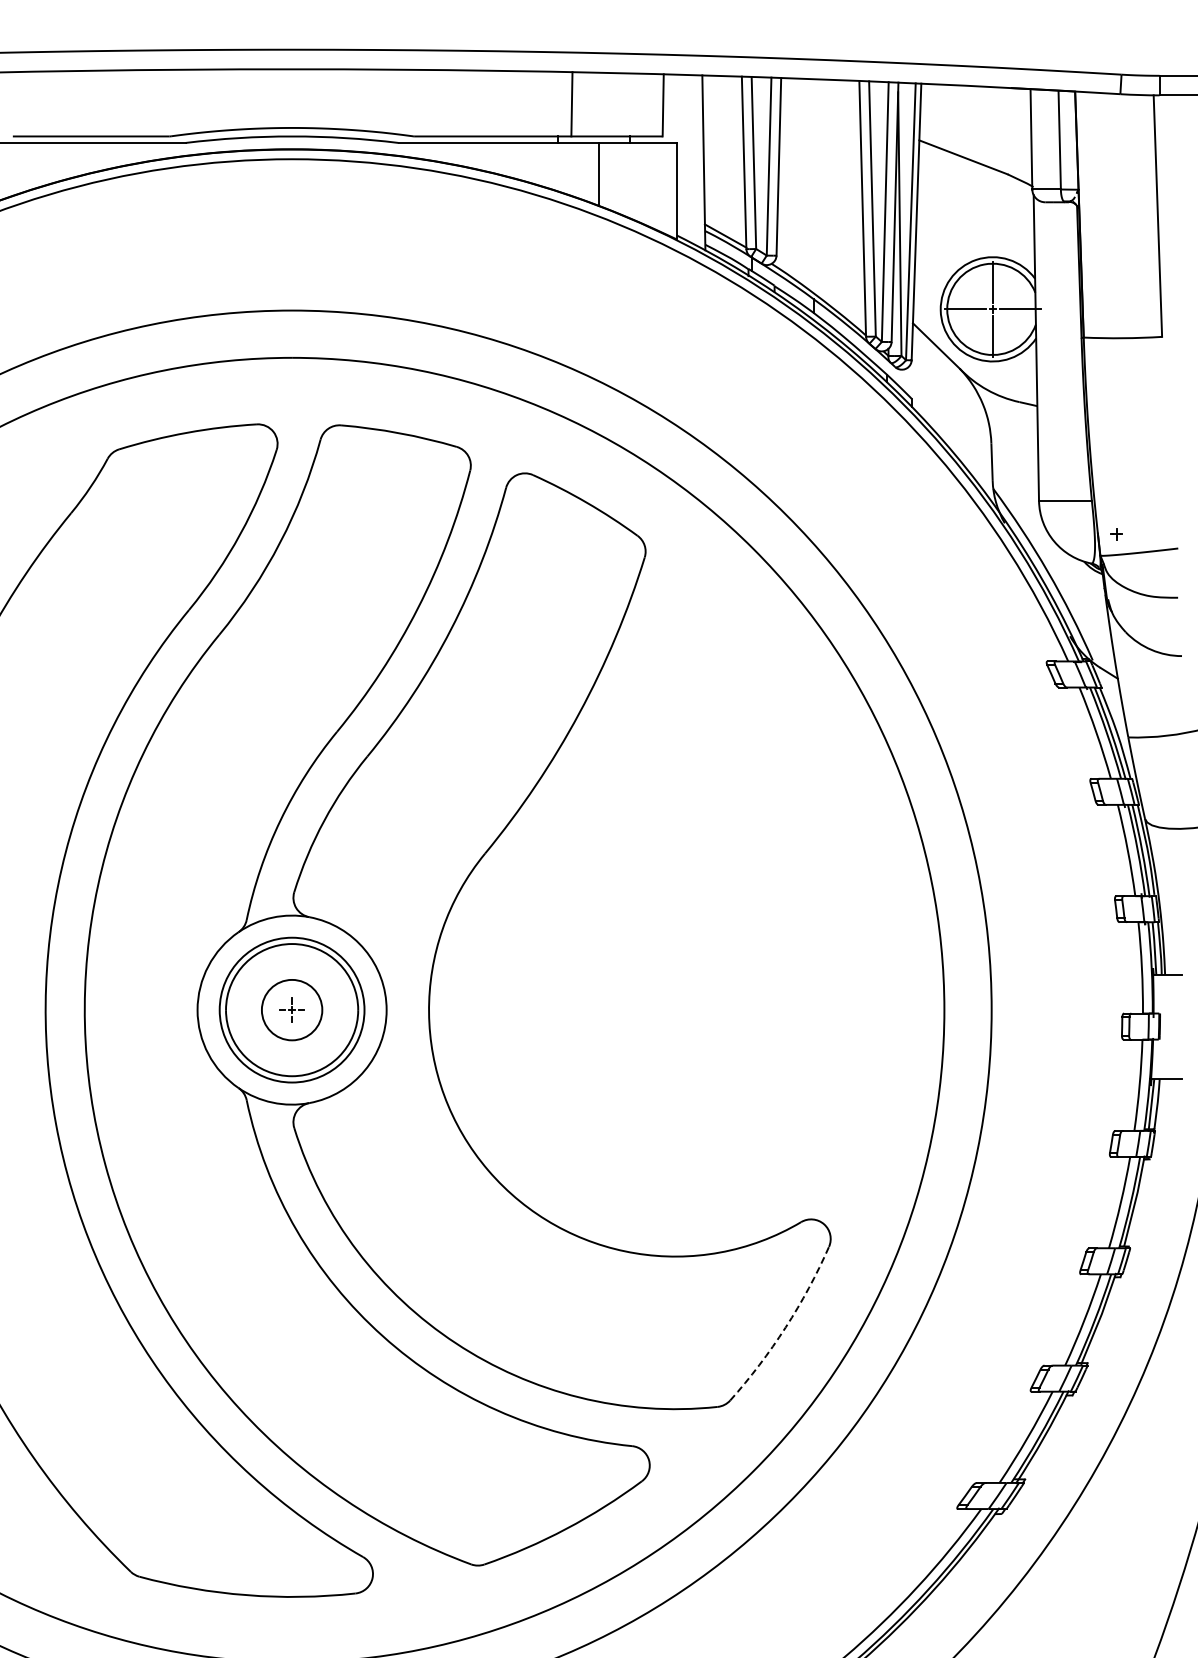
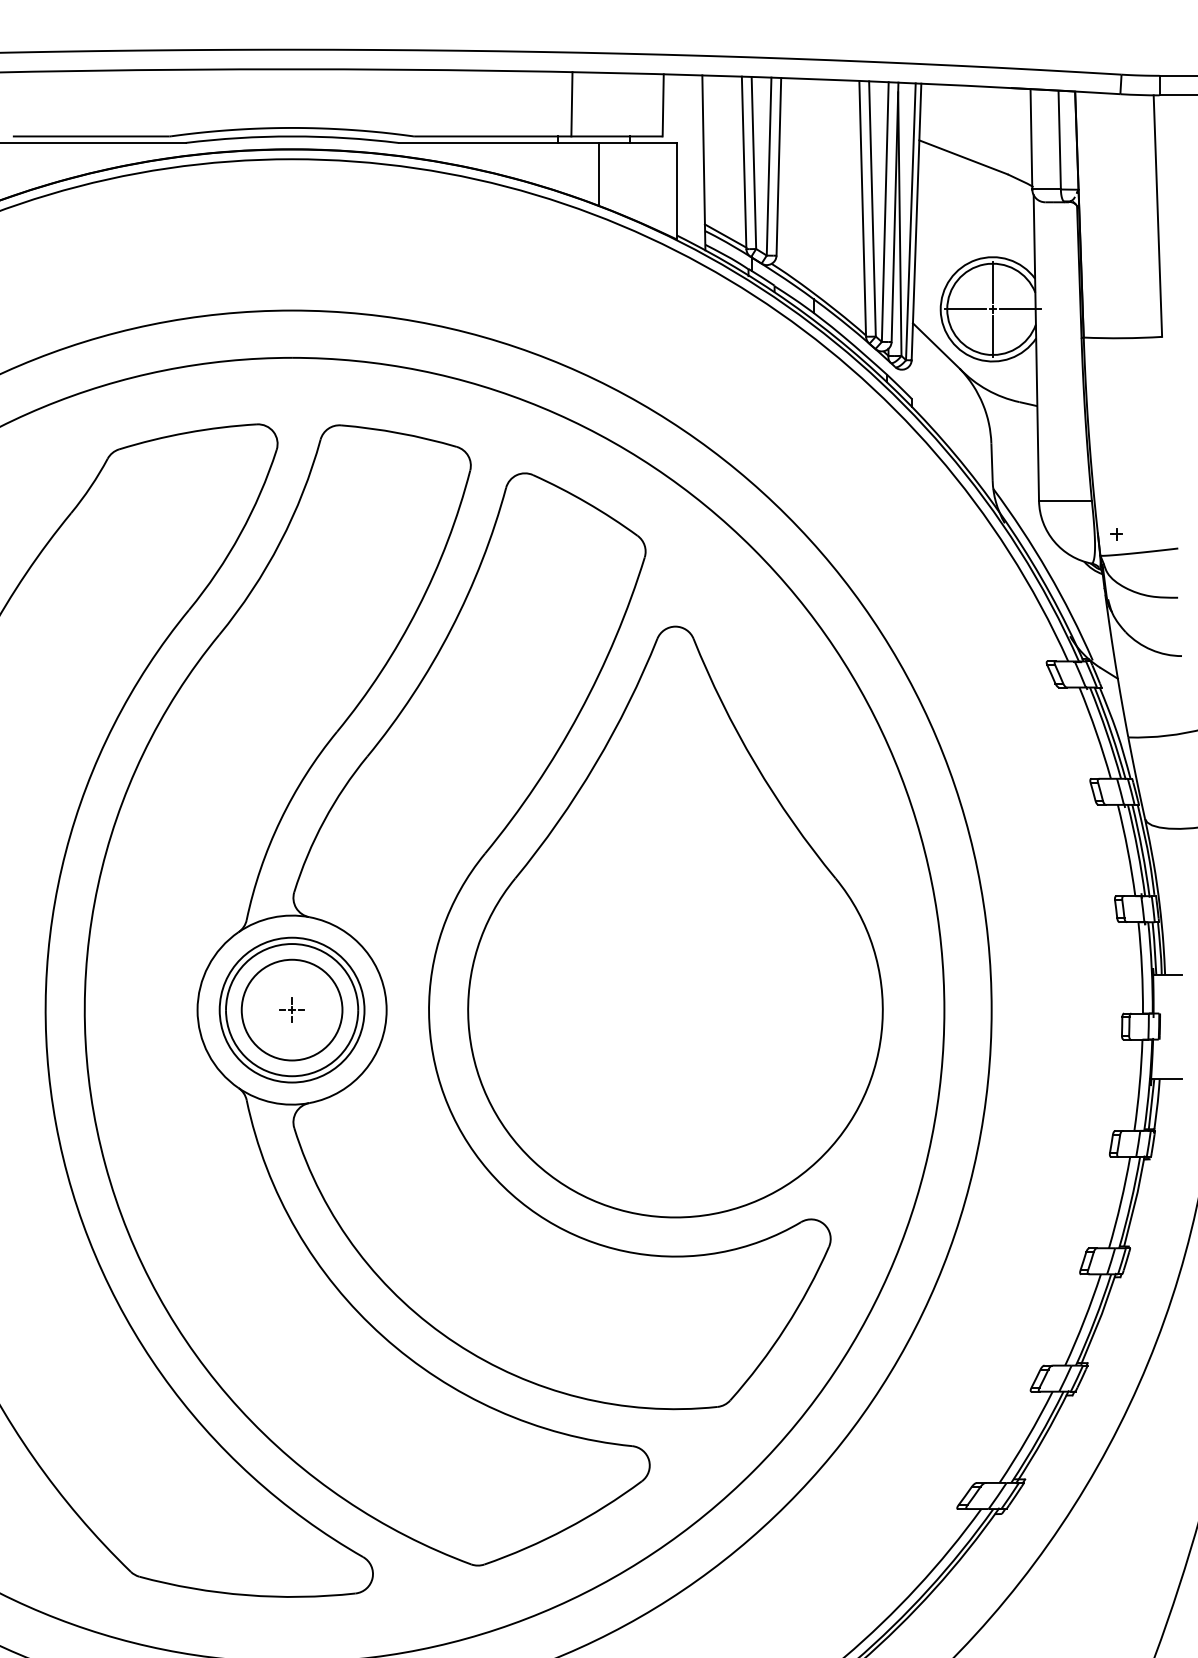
part: none -> present (675, 921)
circle diameter: 60 px -> 101 px (291, 1009)
arc: dashed -> solid (785, 1327)
